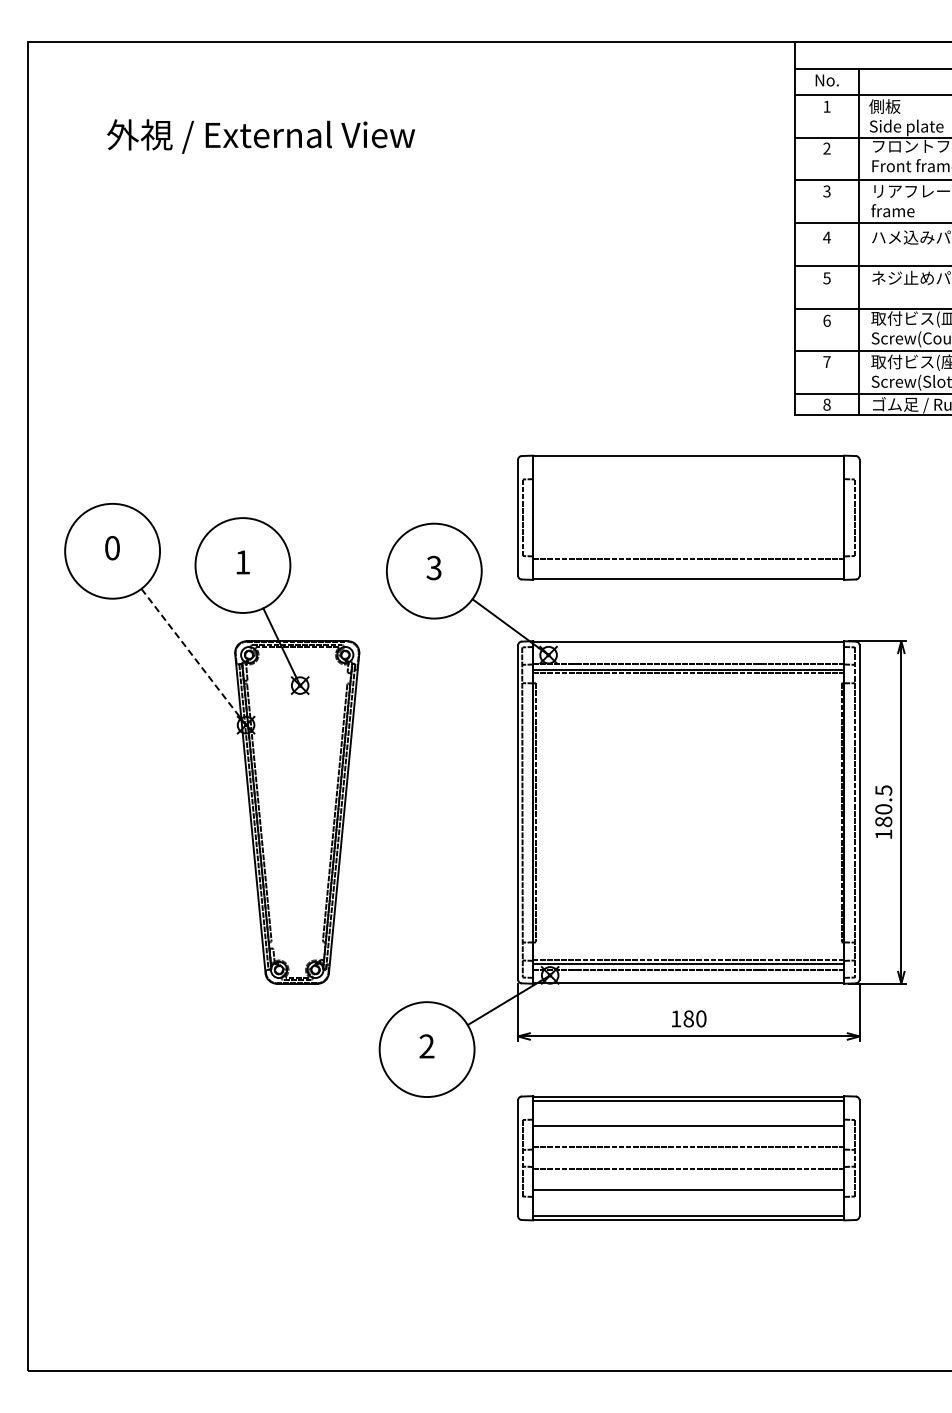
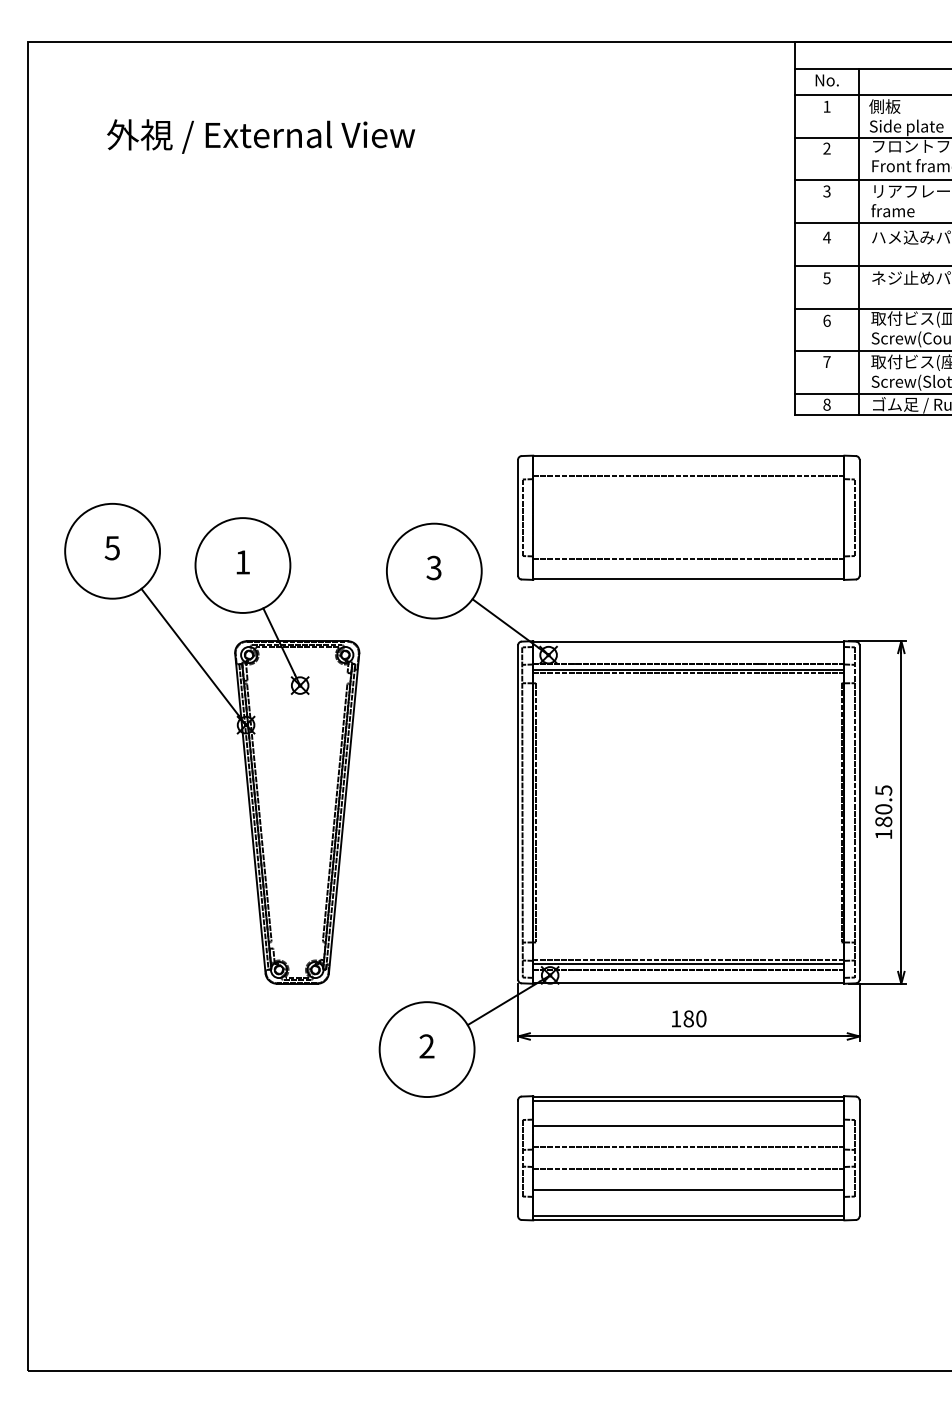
line: none -> present (688, 476)
text: 0 -> 5 (111, 548)
line: dashed -> solid (190, 652)
